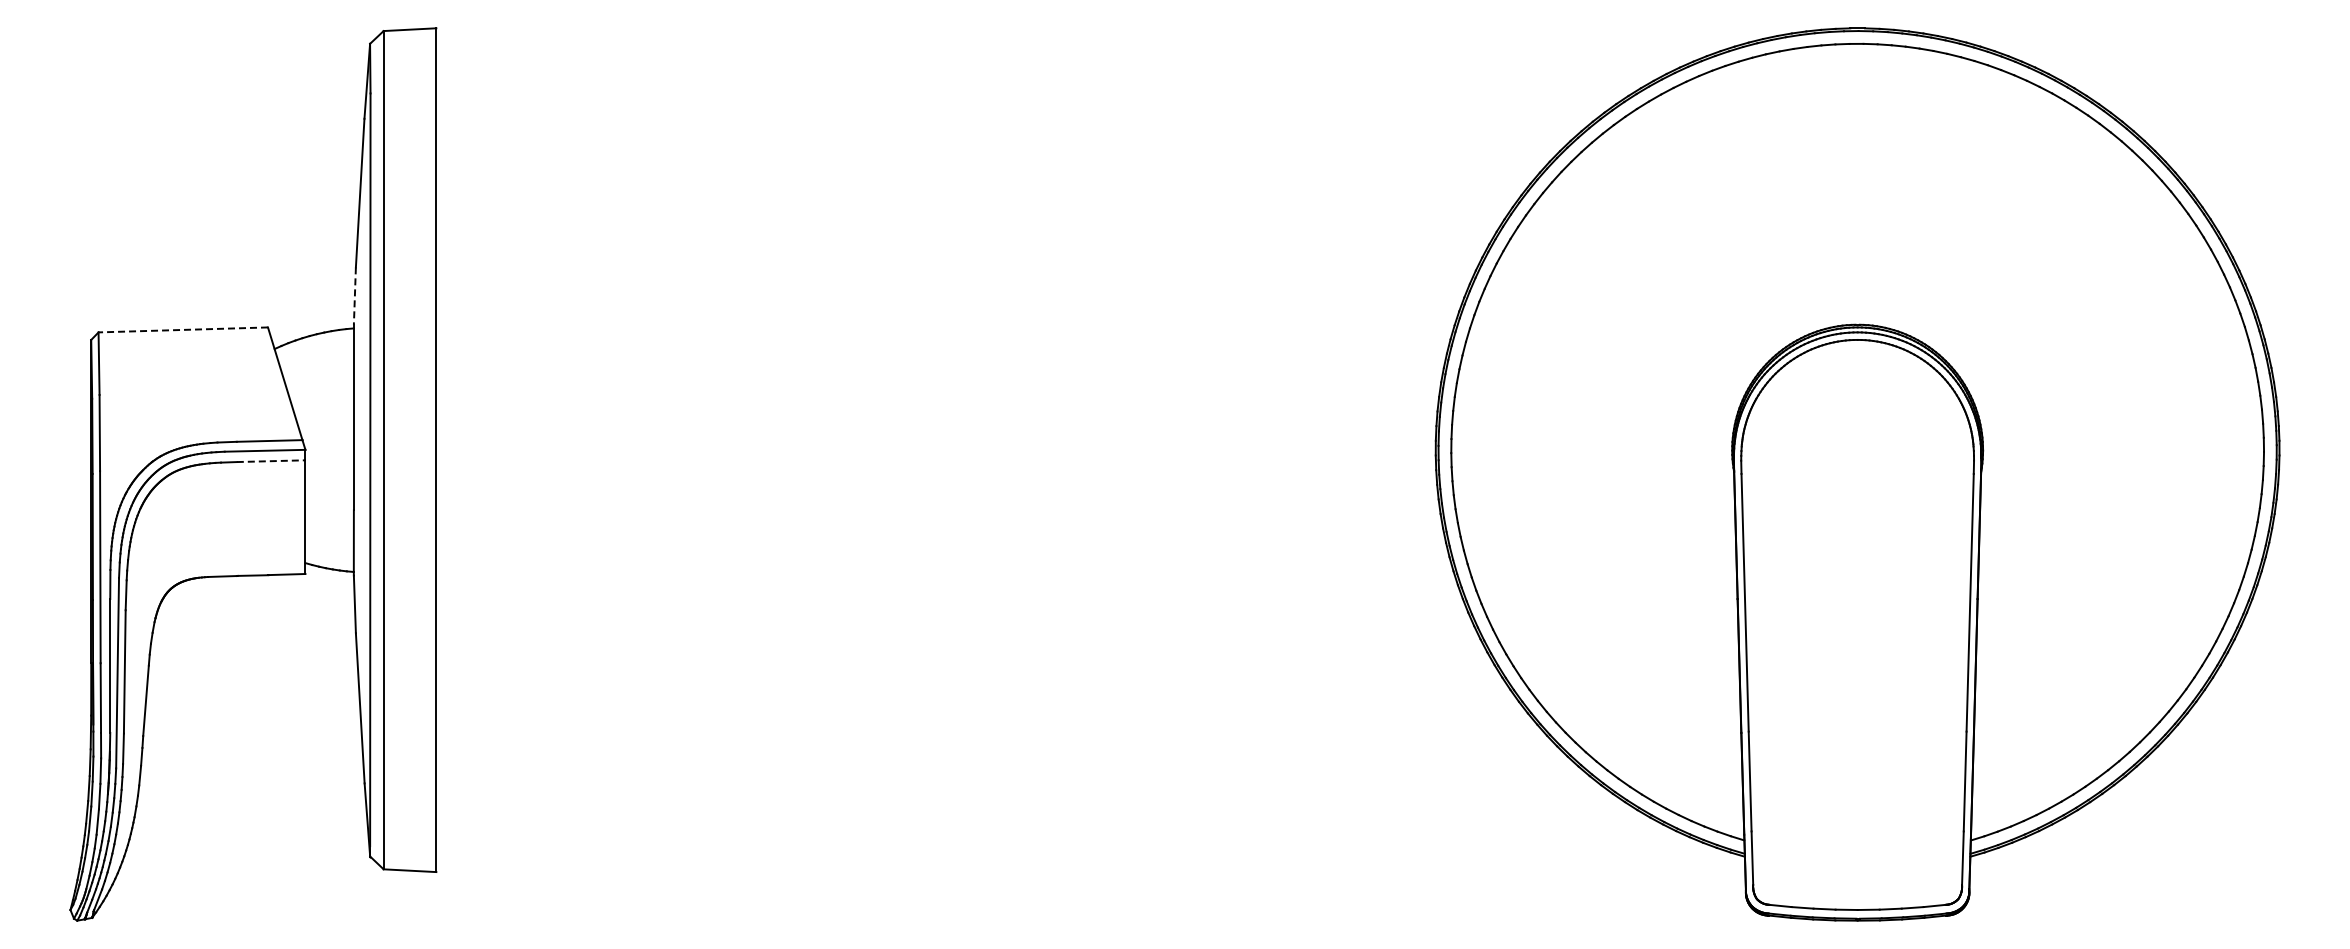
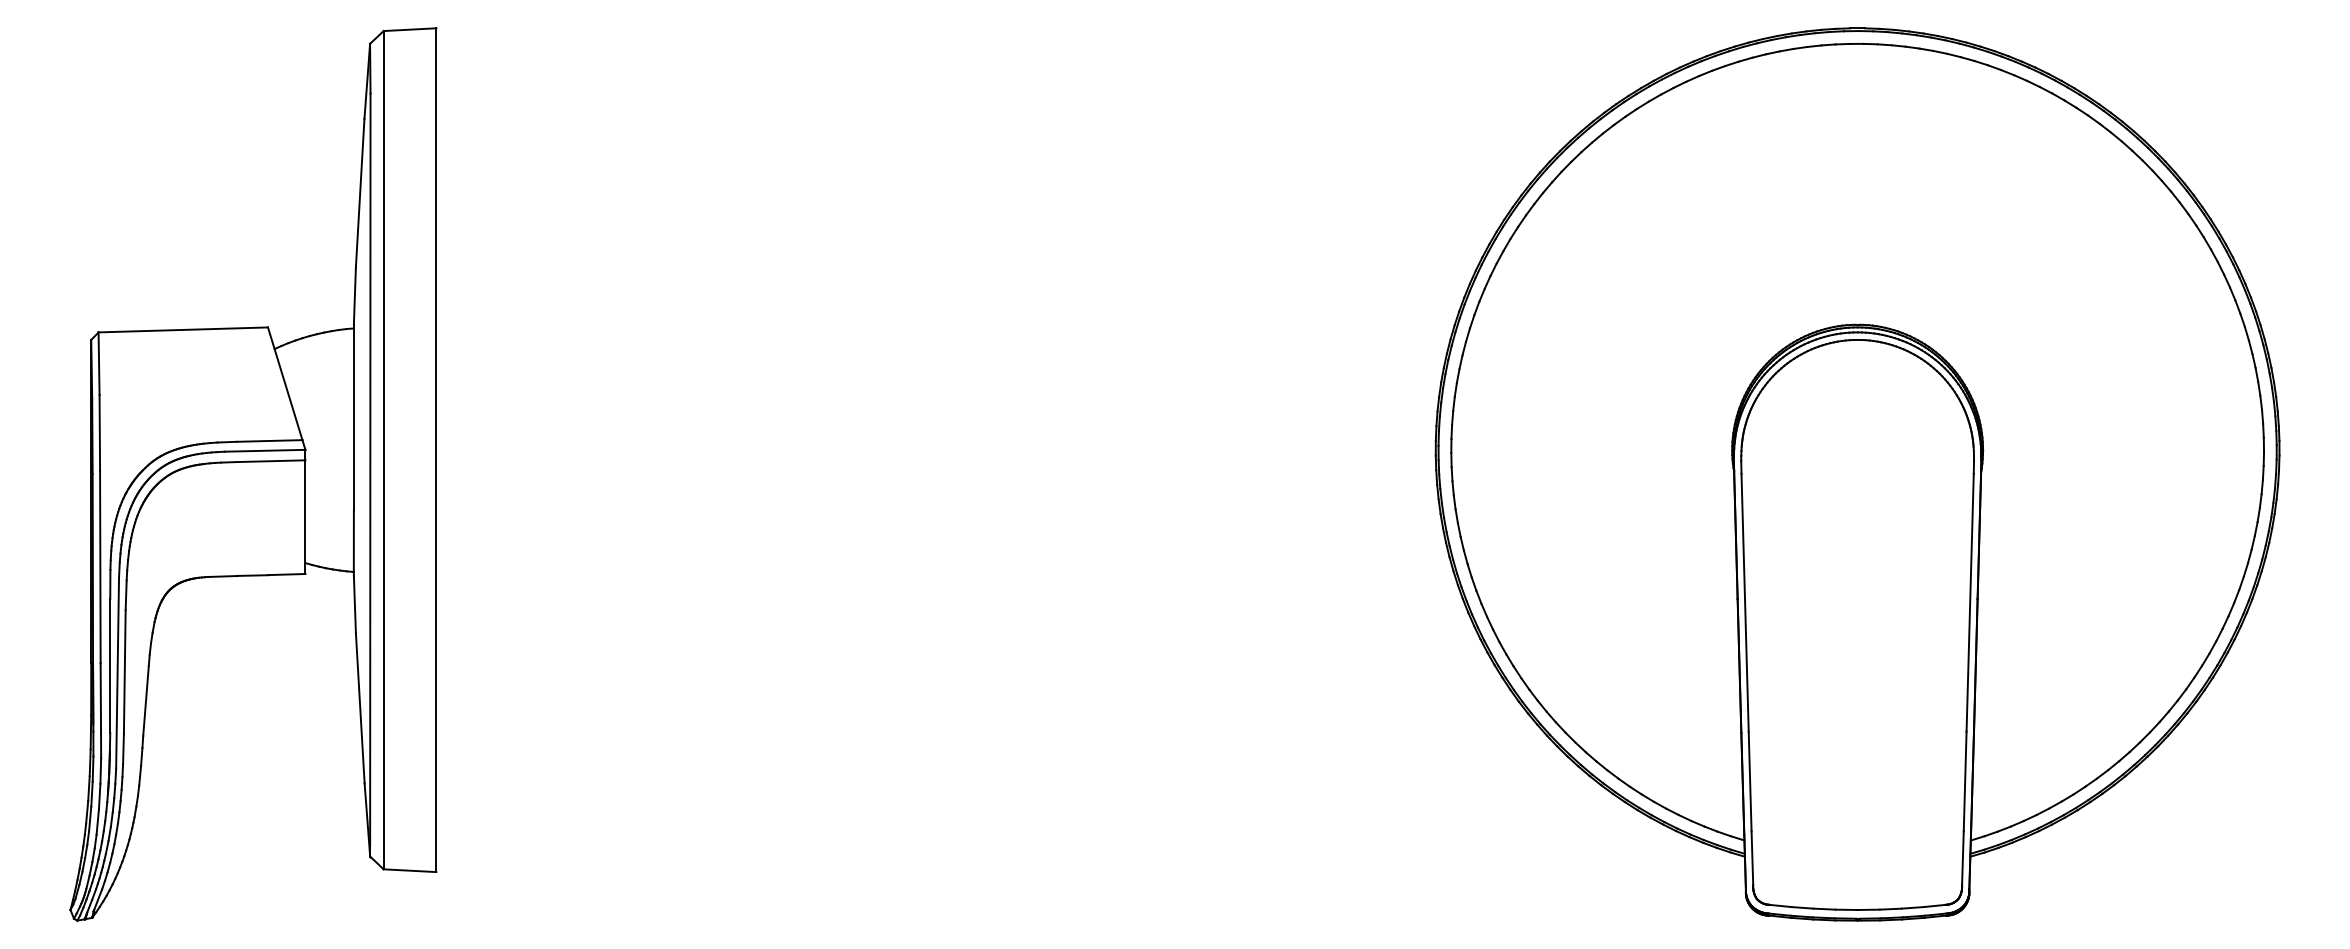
line: dashed -> solid (354, 296)
line: dashed -> solid (183, 329)
line: dashed -> solid (271, 461)
